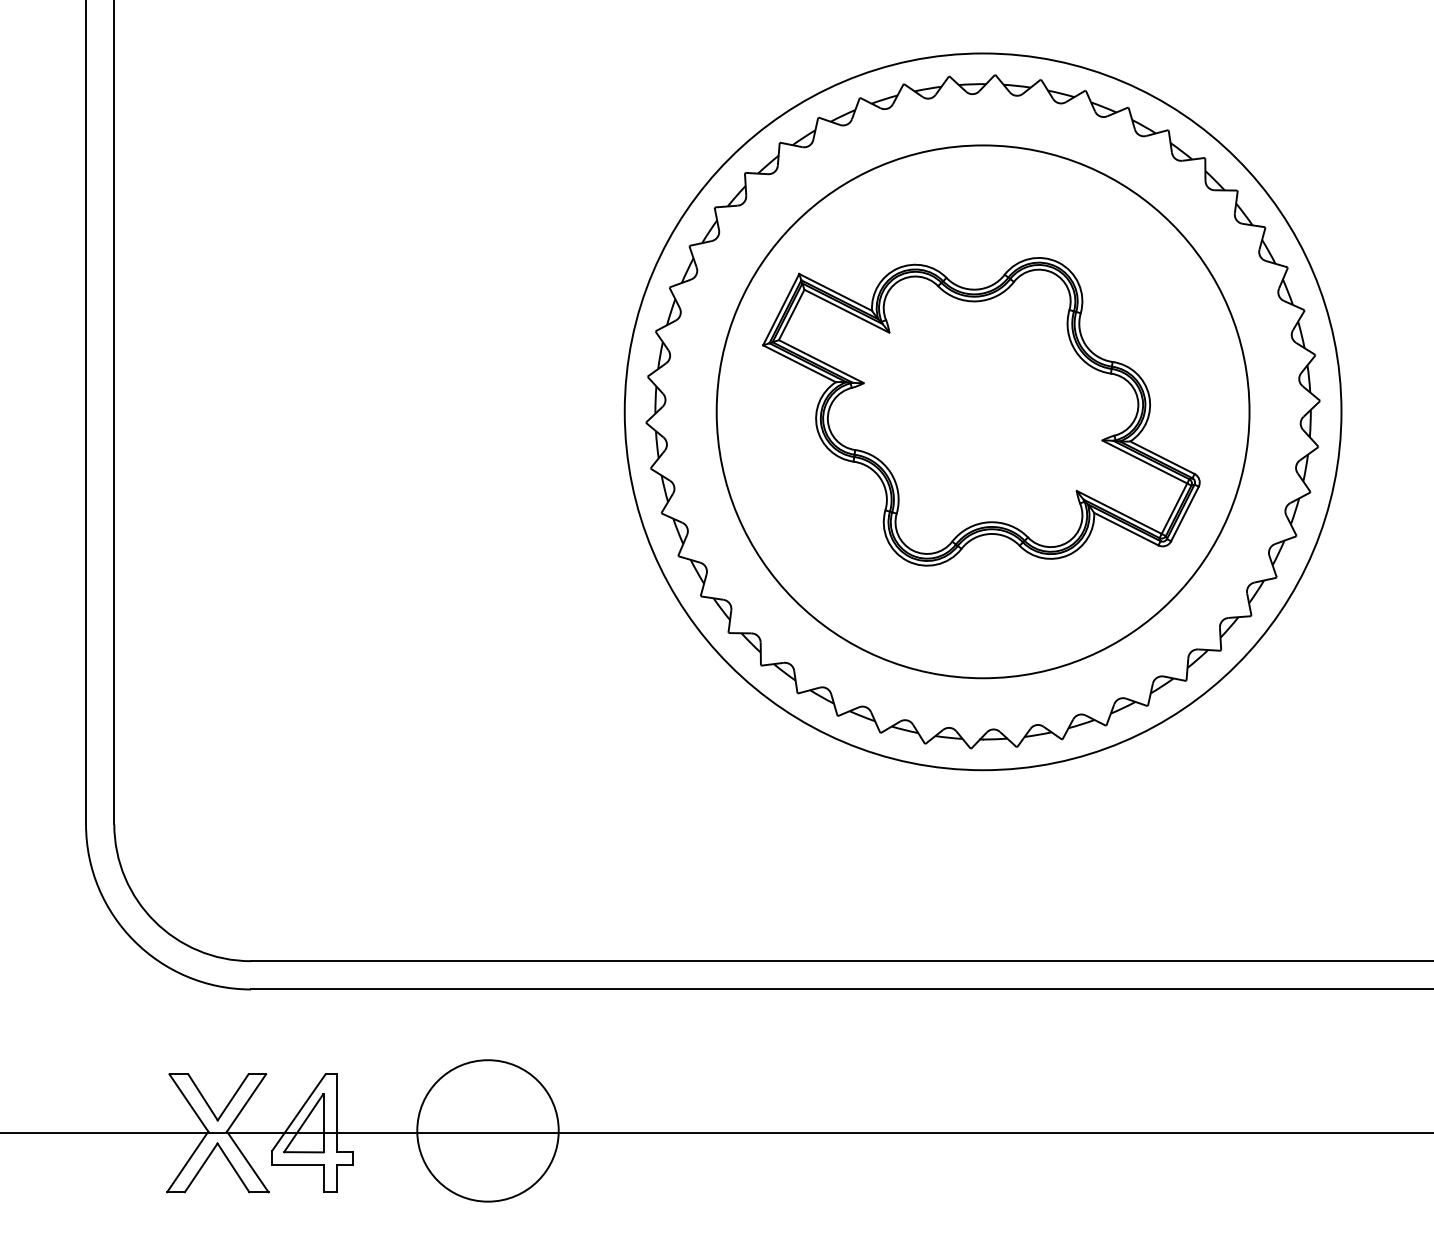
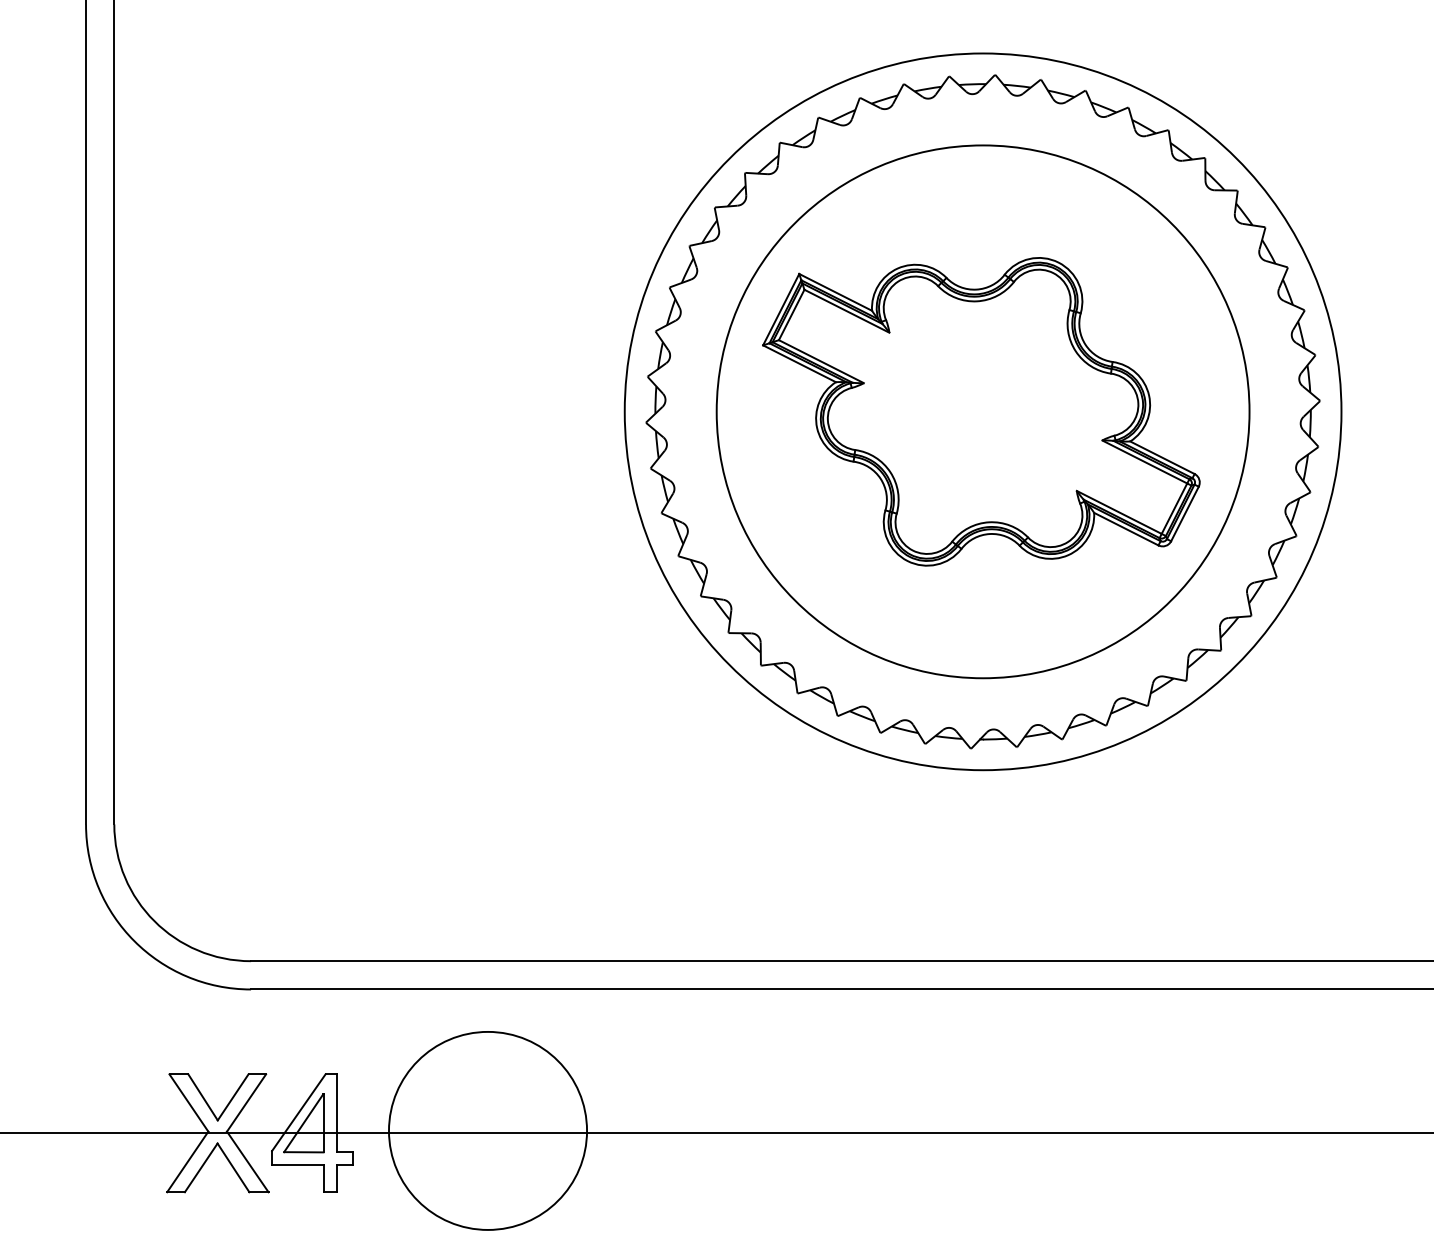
circle diameter: 141 px -> 198 px (487, 1130)
